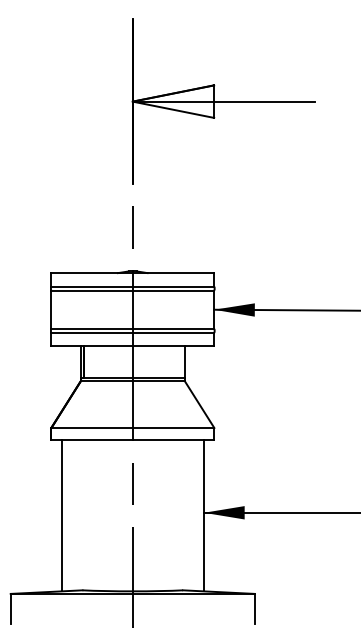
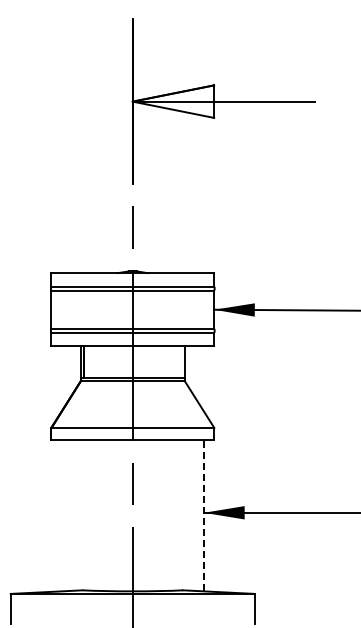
line: present -> none (61, 515)
line: solid -> dashed (203, 515)
